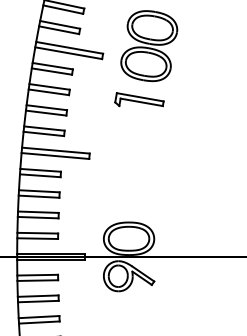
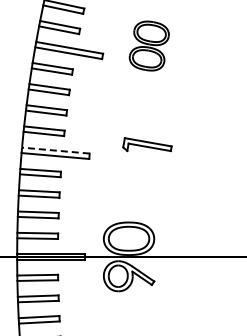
part size: 59x72 px -> 42x52 px (148, 45)
part position: (139, 99) -> (147, 144) (147, 144)
line: solid -> dashed (55, 150)
